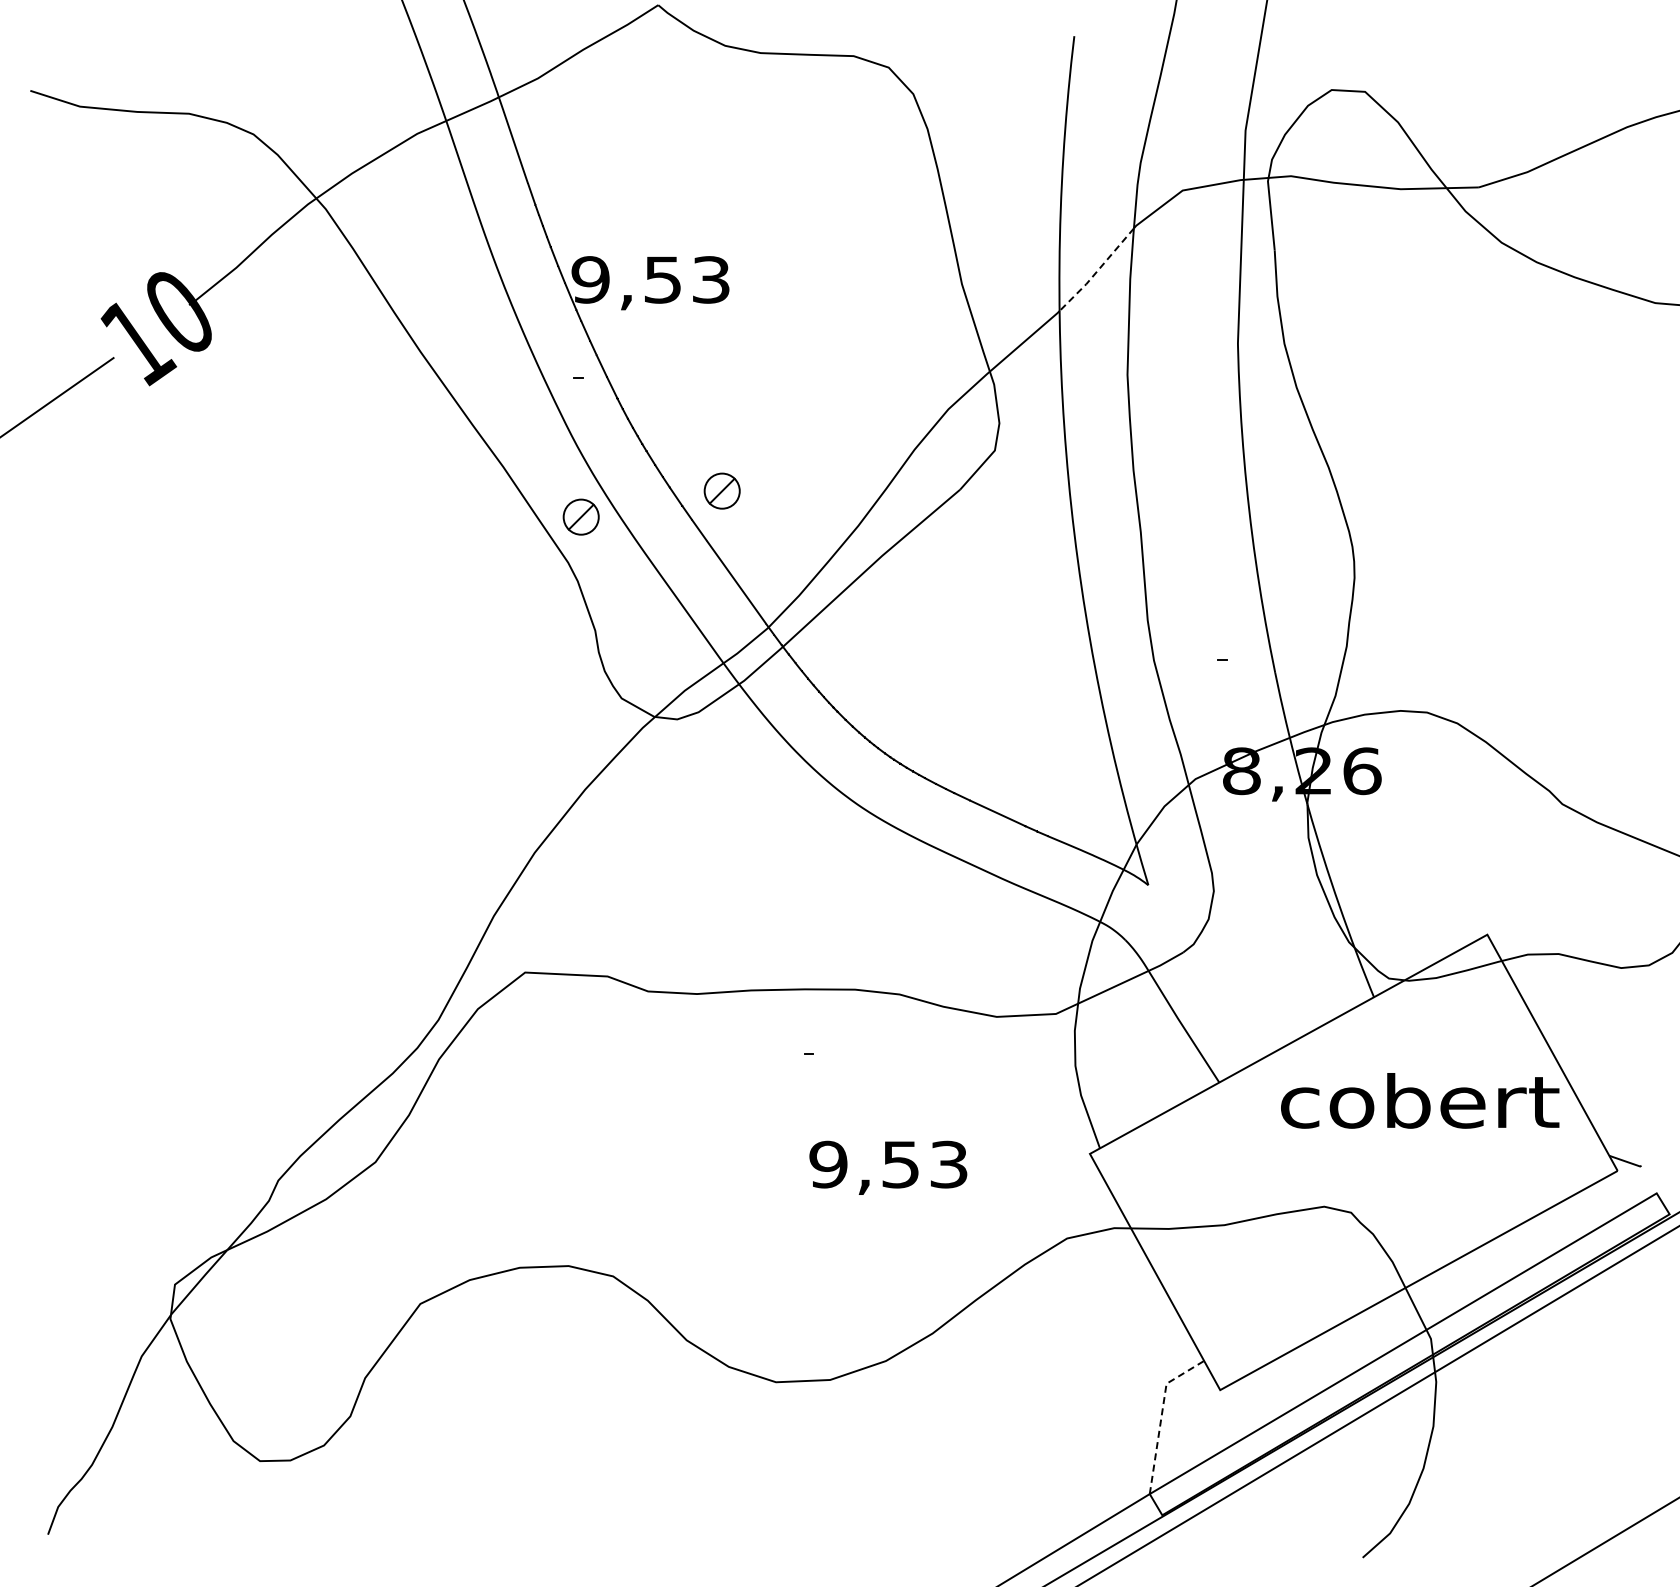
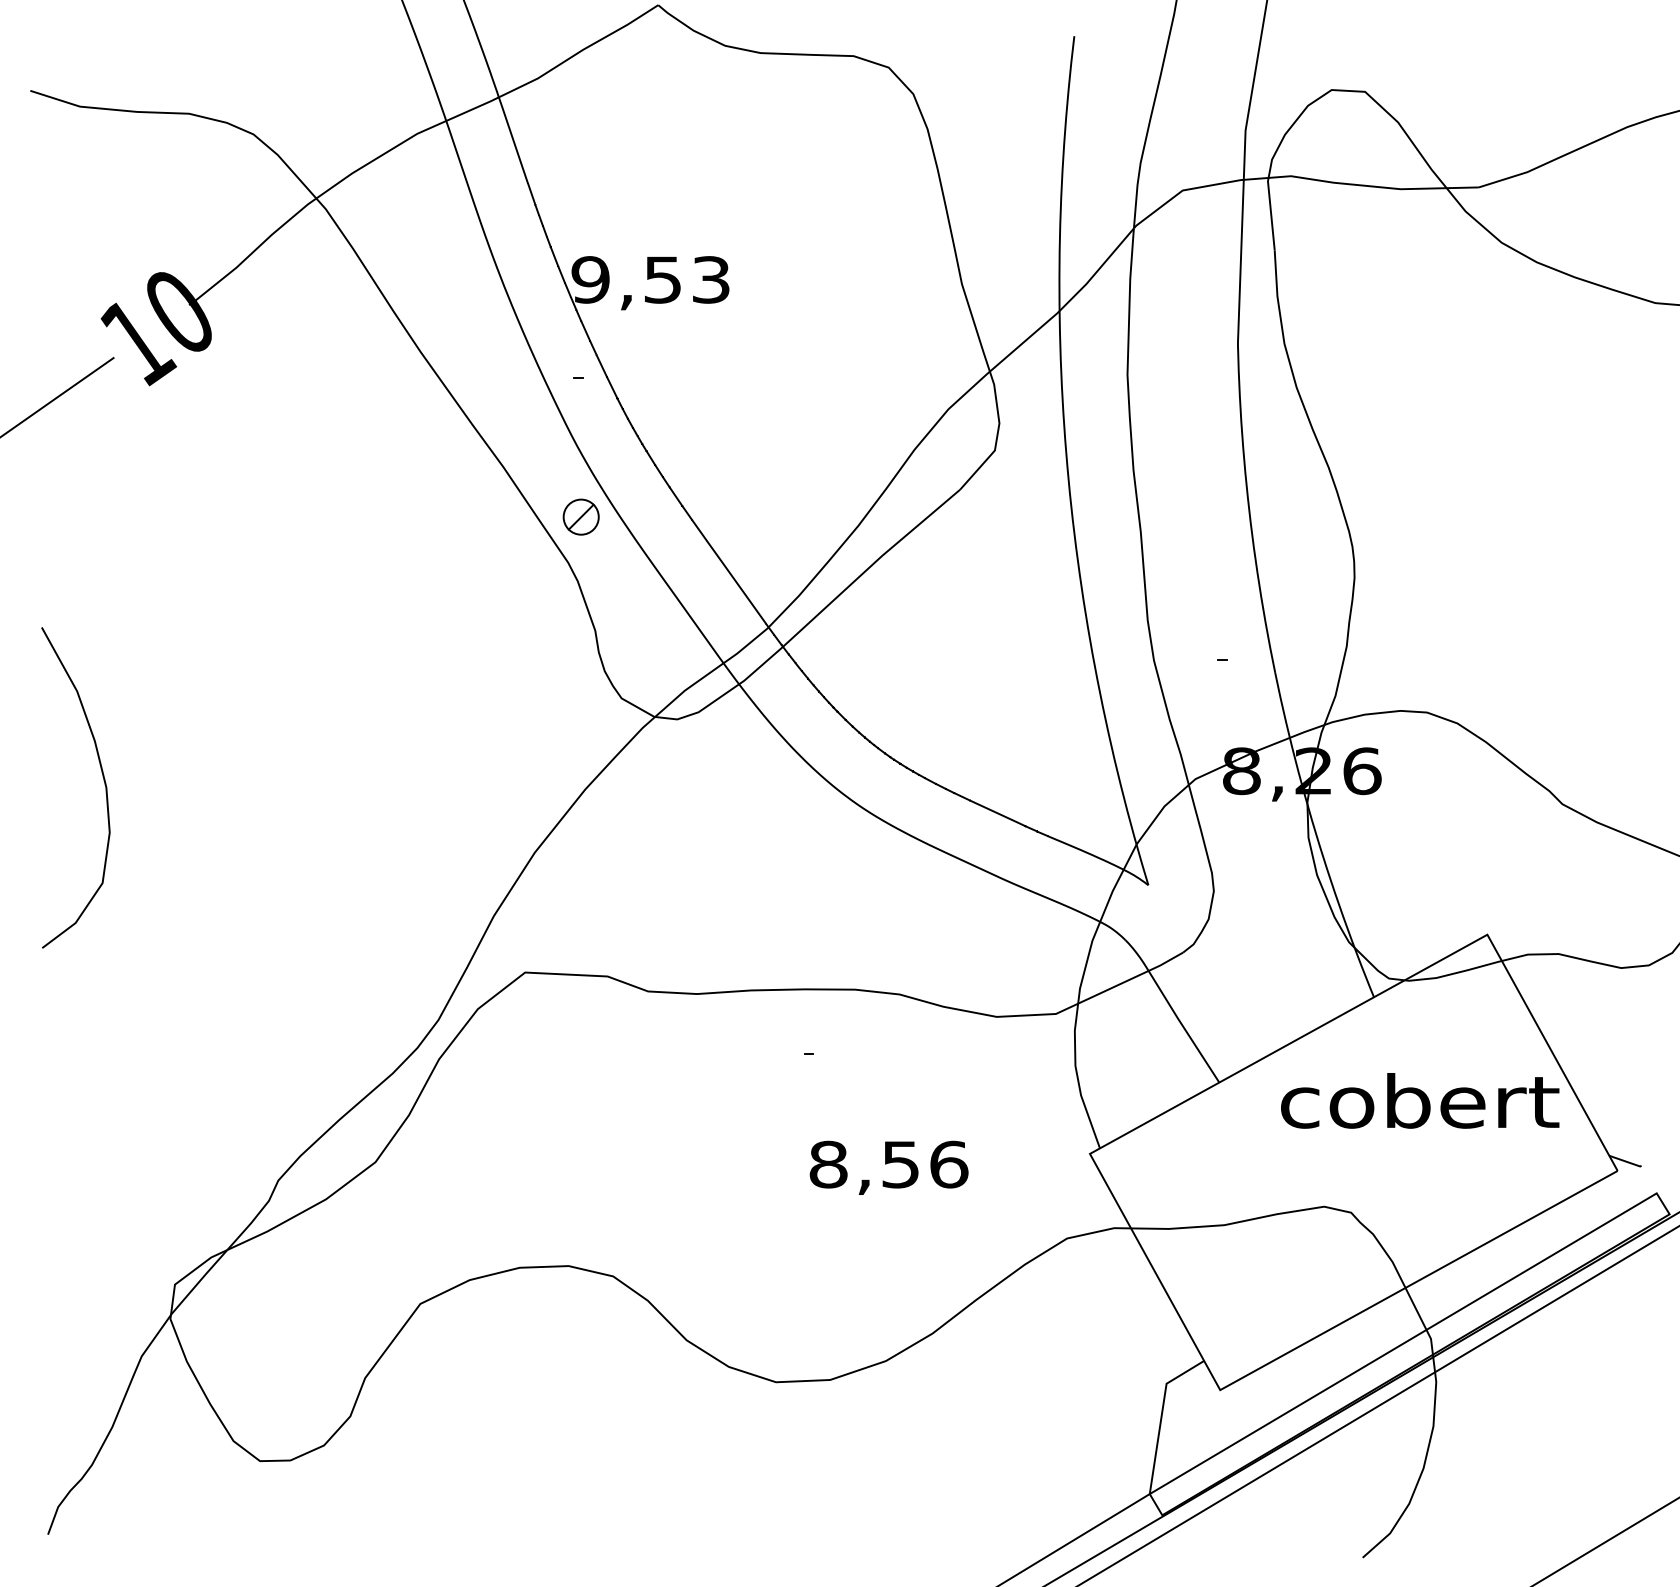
line: dashed -> solid (1097, 271)
part: present -> none (721, 490)
curve: none -> present (103, 780)
text: 9,53 -> 8,56 (888, 1164)
line: dashed -> solid (1161, 1416)
